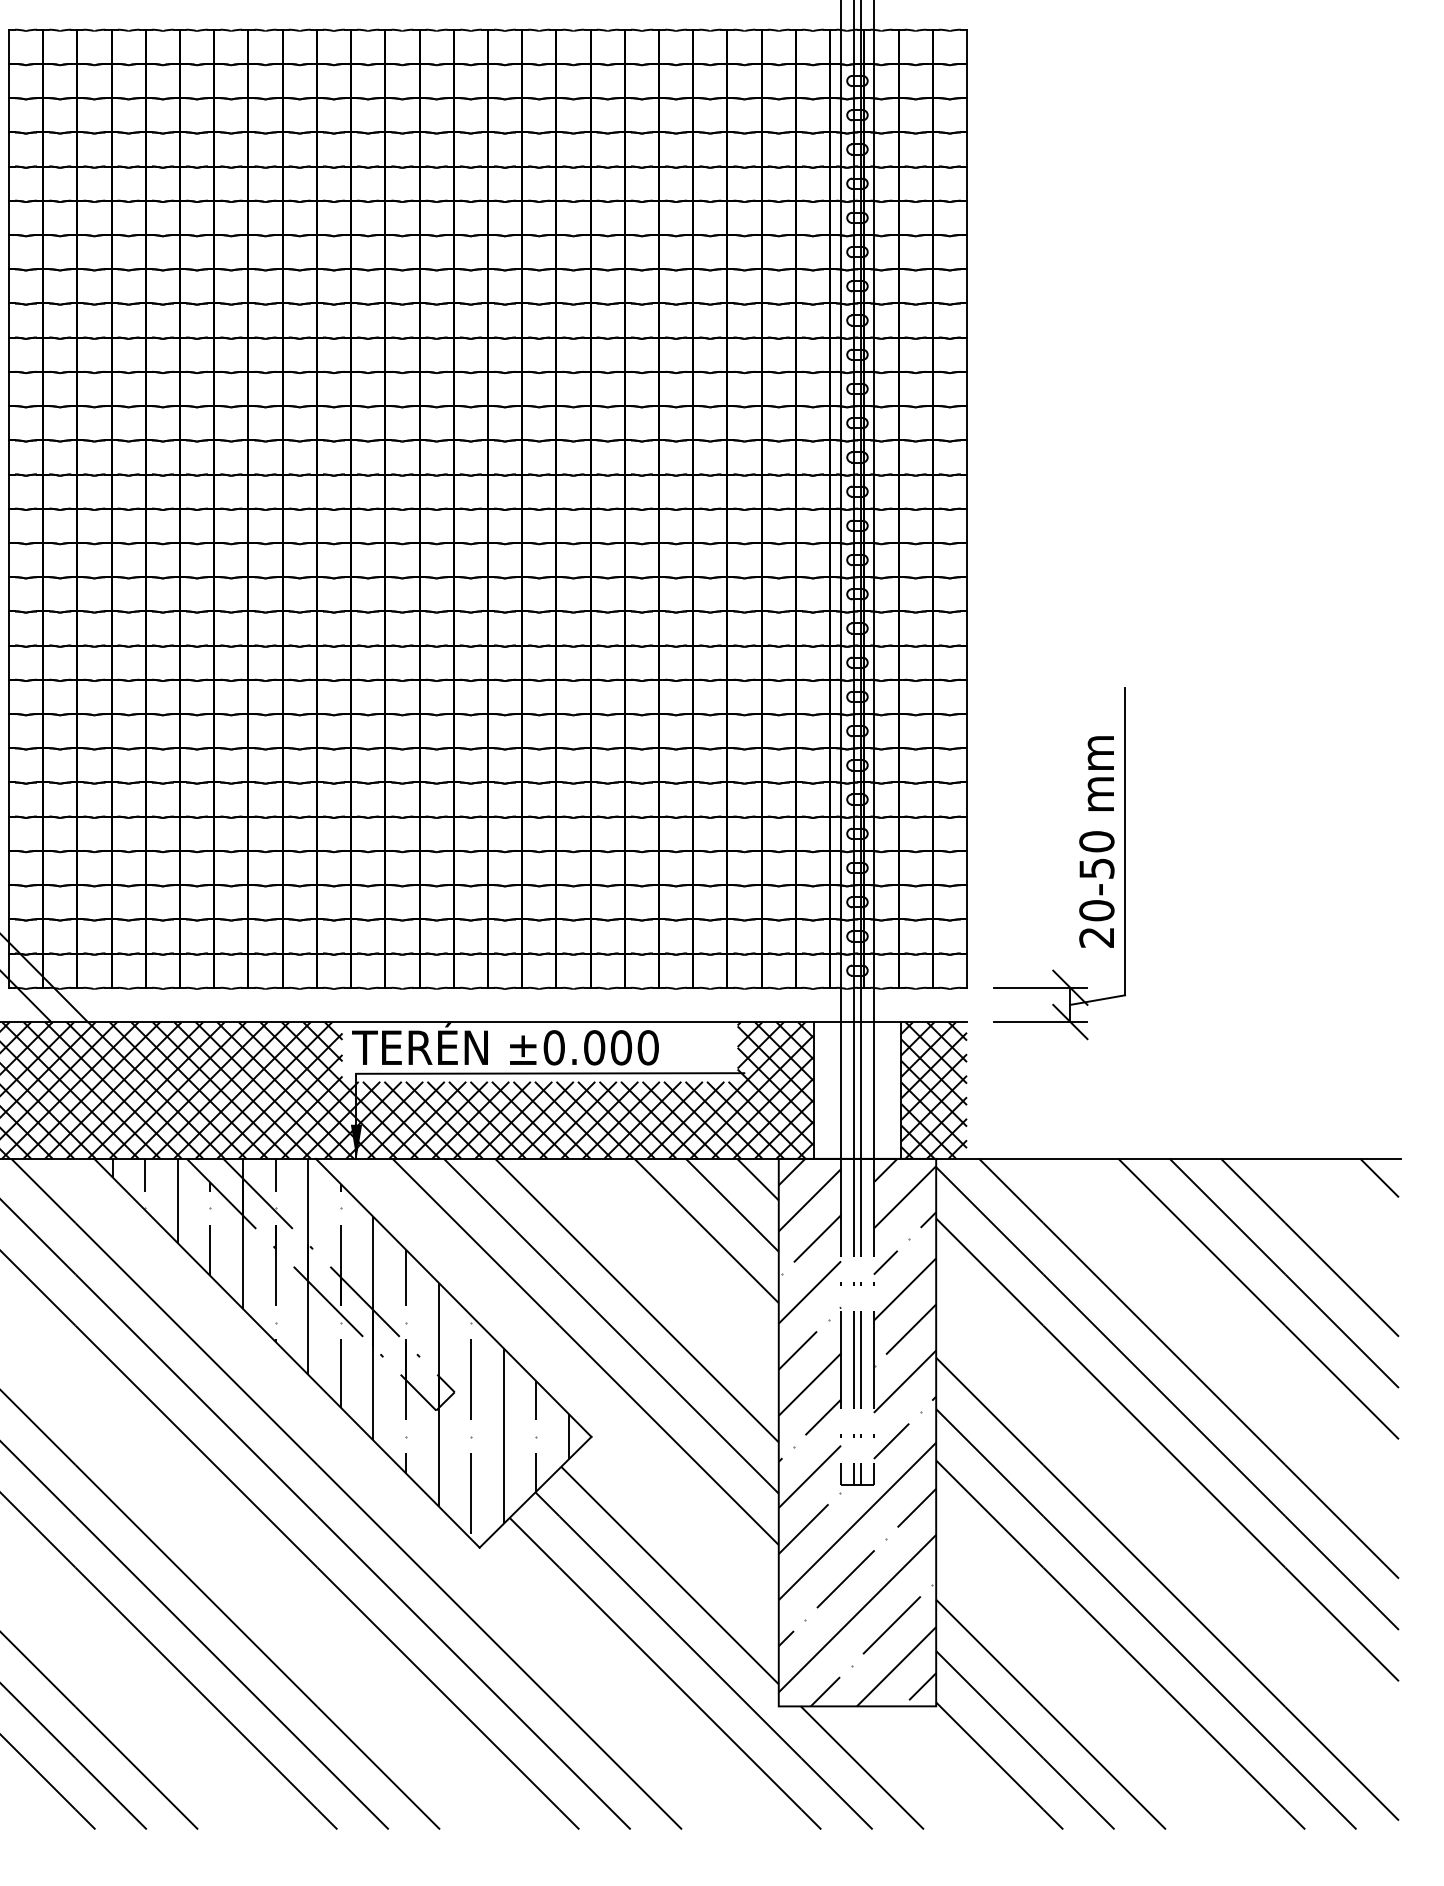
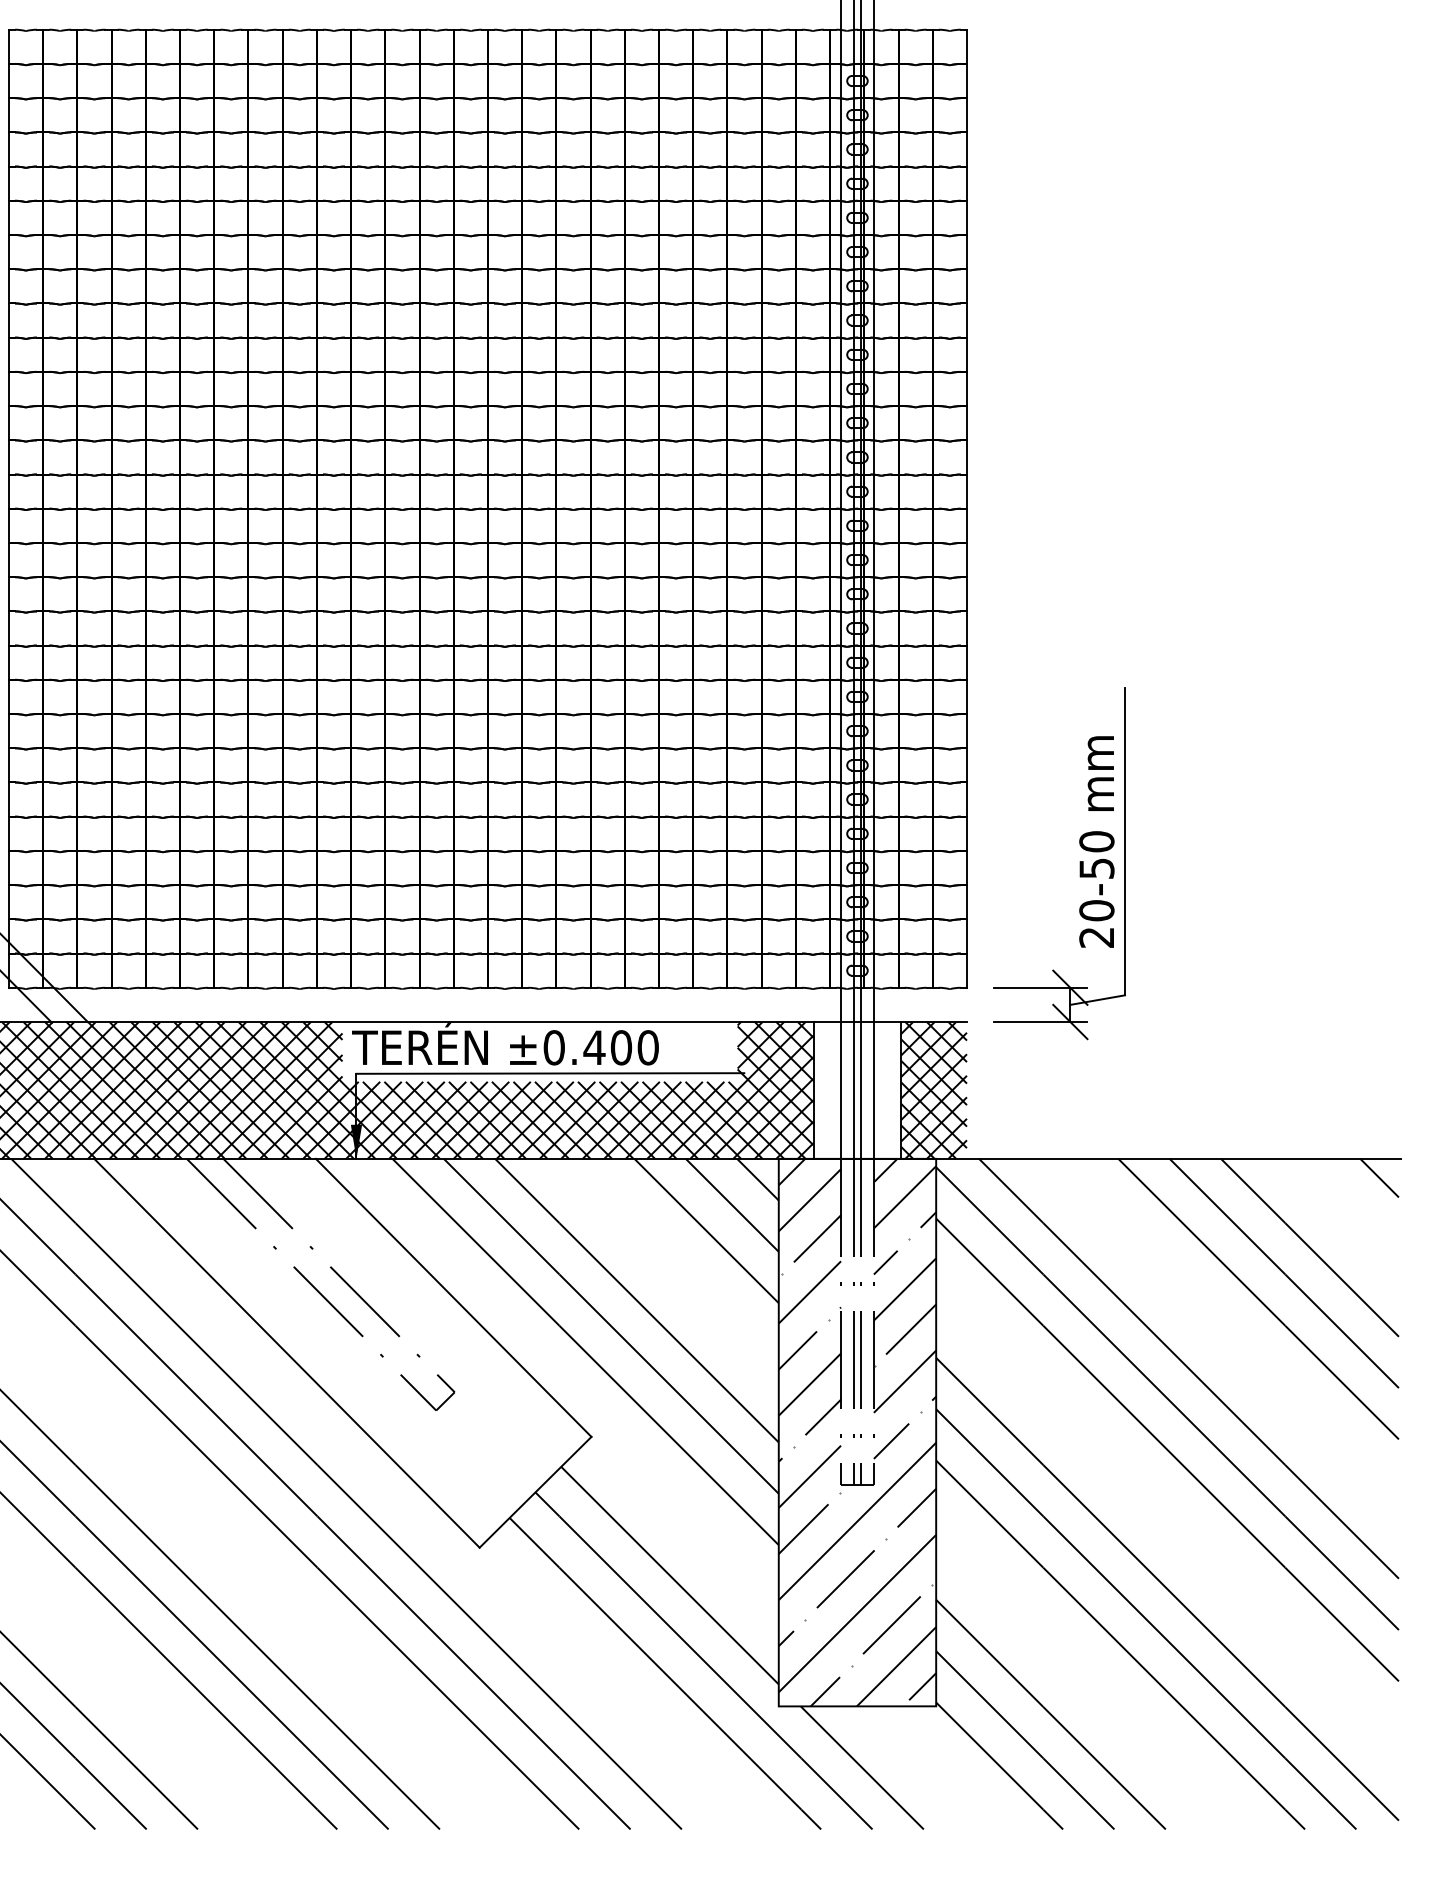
text: ±0.000 -> ±0.400 (594, 1047)
hatch: present -> none (340, 1346)
